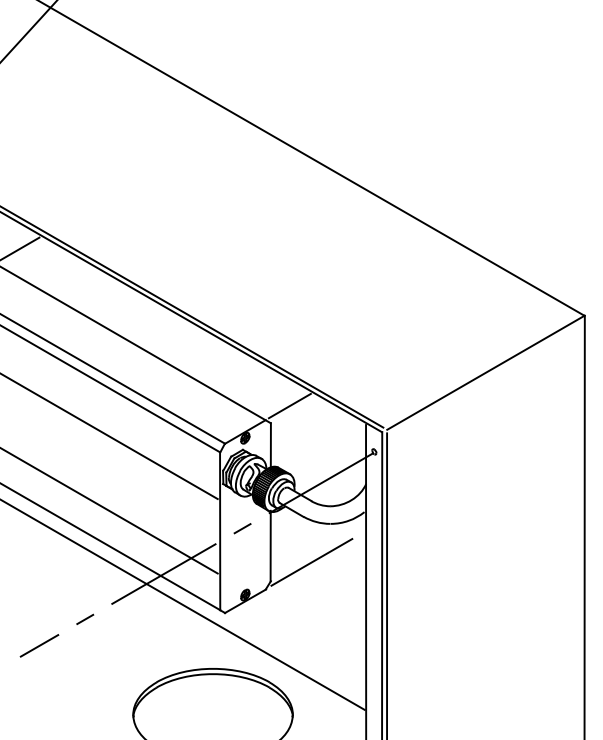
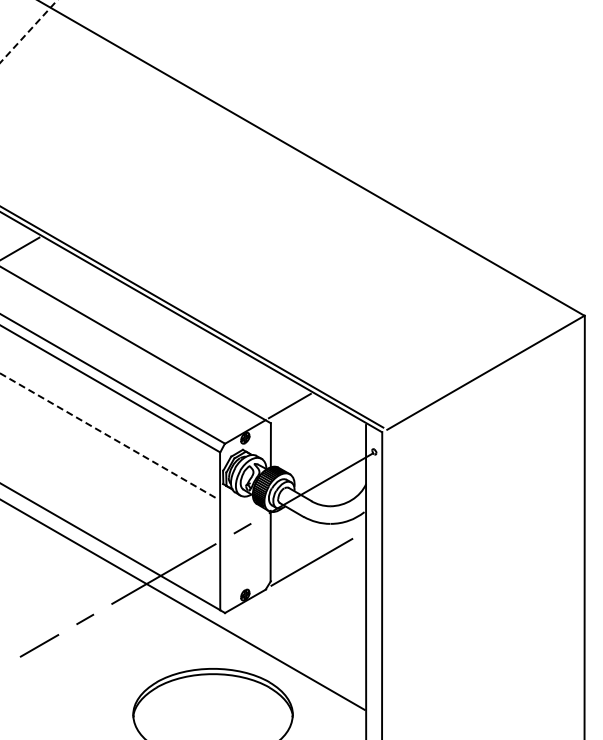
line: solid -> dashed (28, 31)
line: solid -> dashed (109, 436)
line: present -> none (109, 511)
line: present -> none (387, 584)
